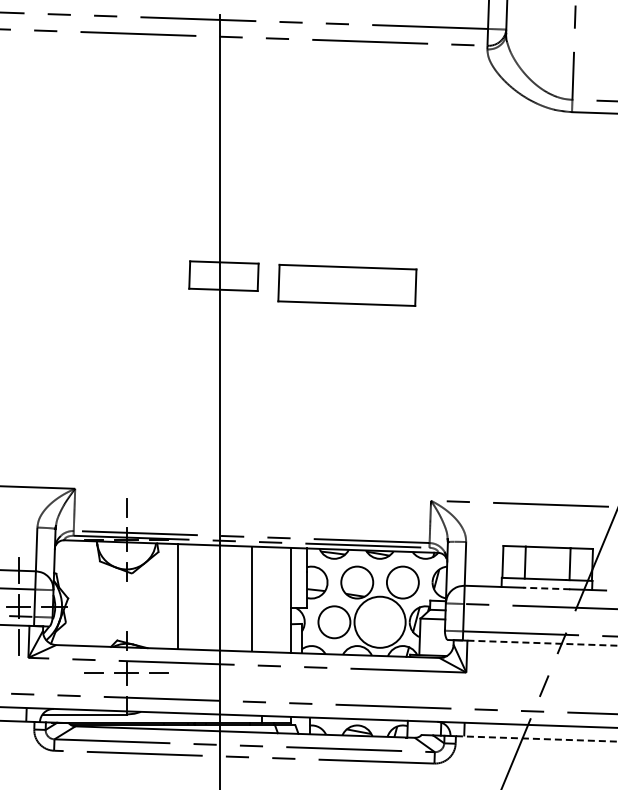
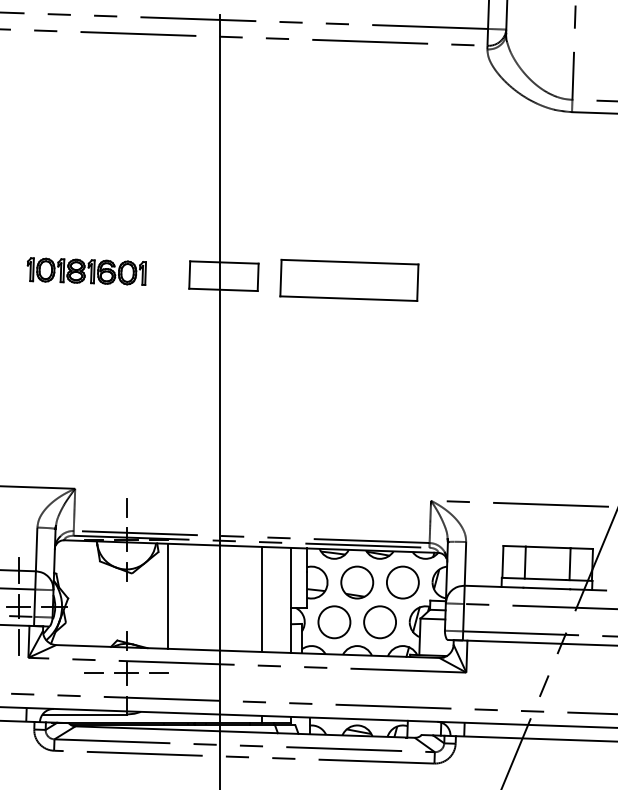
part: none -> present (86, 271)
part position: (347, 284) -> (349, 279) (349, 279)
line: dashed -> solid (546, 588)
line position: (177, 595) -> (167, 595) (167, 595)
line position: (252, 599) -> (262, 599) (262, 599)
circle diameter: 51 px -> 32 px (380, 622)
line: dashed -> solid (543, 643)
line: dashed -> solid (536, 738)
